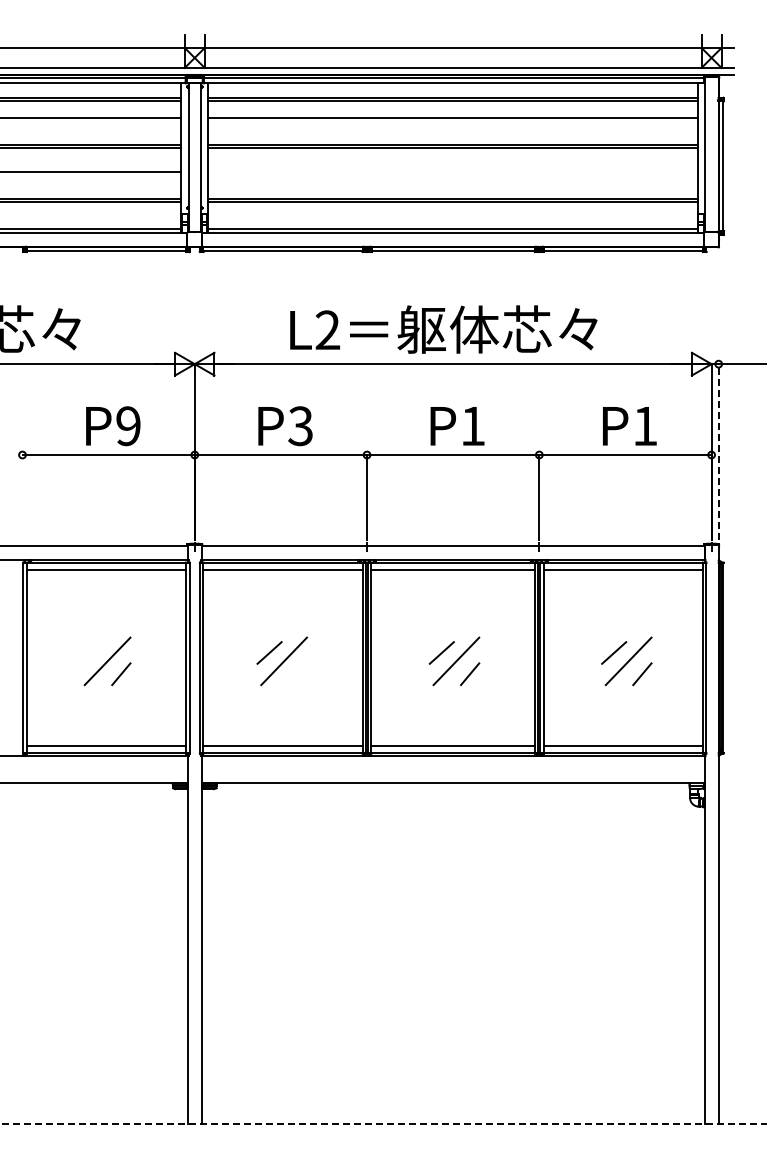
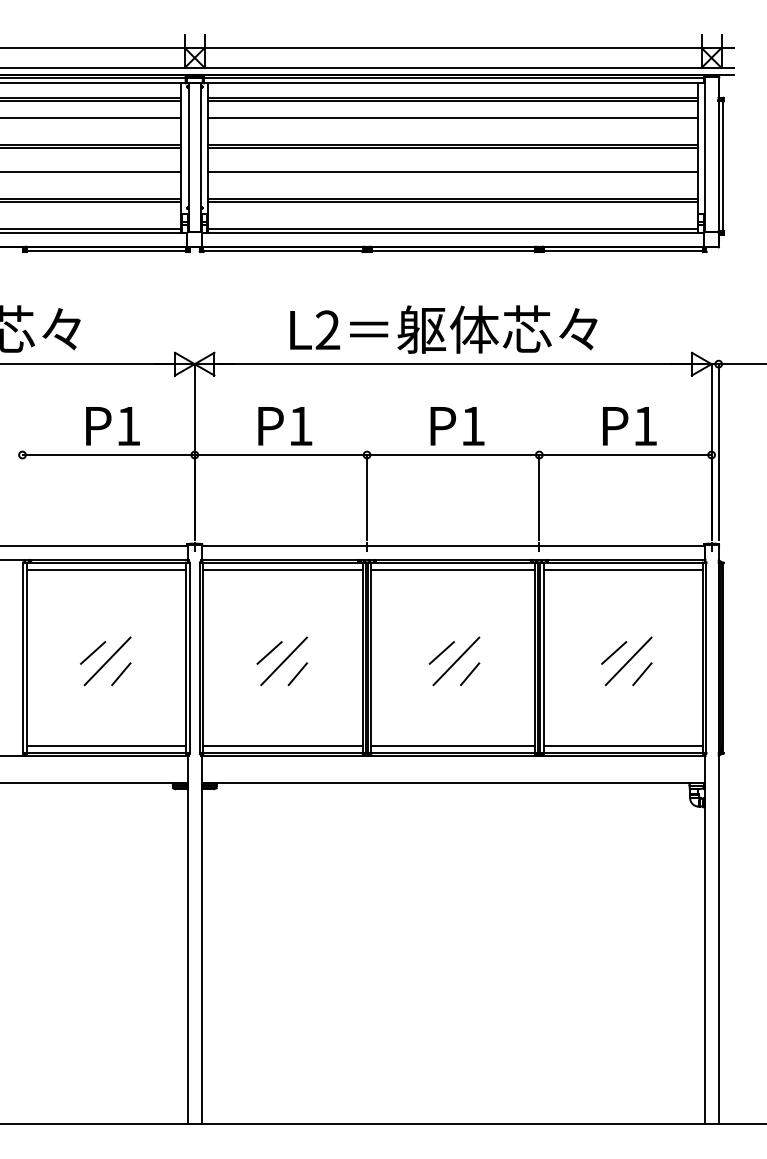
line: none -> present (452, 172)
text: P9 -> P1 (128, 426)
text: P3 -> P1 (300, 426)
line: dashed -> solid (718, 451)
line: none -> present (93, 652)
line: none -> present (297, 674)
line: dashed -> solid (383, 1124)
